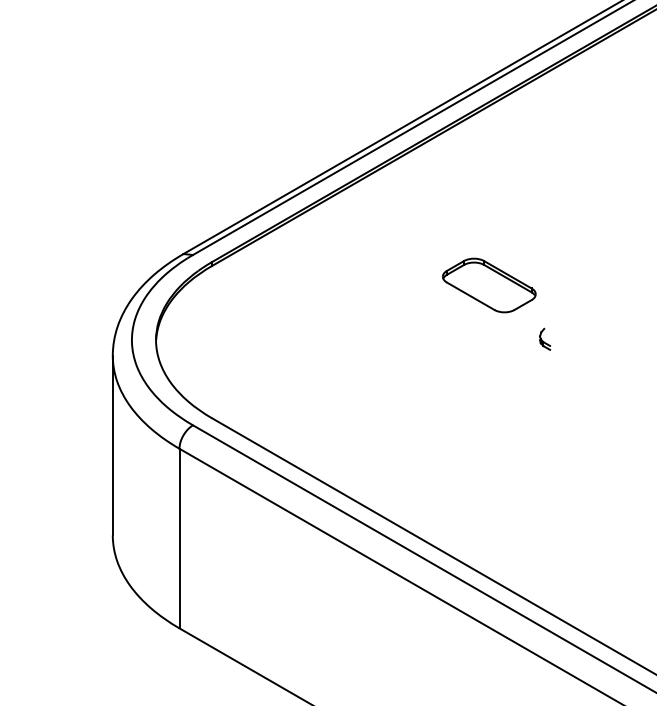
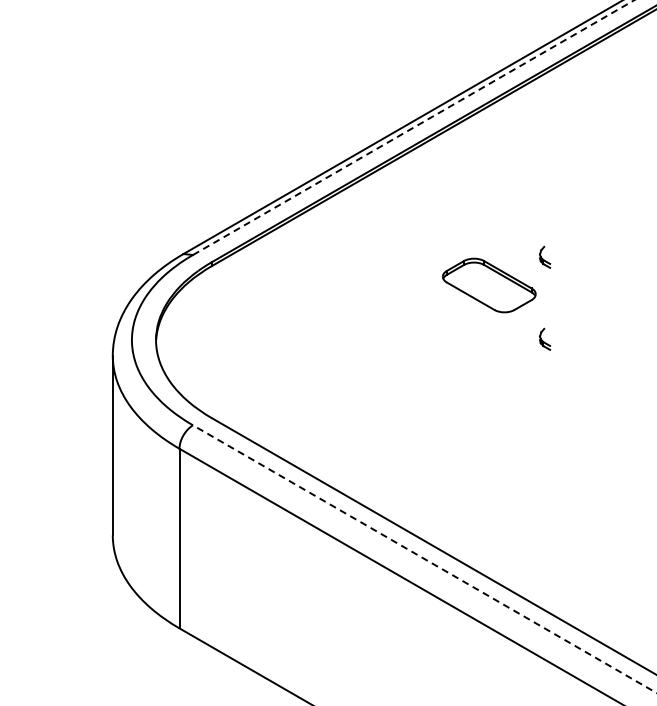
line: solid -> dashed (413, 127)
part: none -> present (545, 256)
line: solid -> dashed (424, 558)
